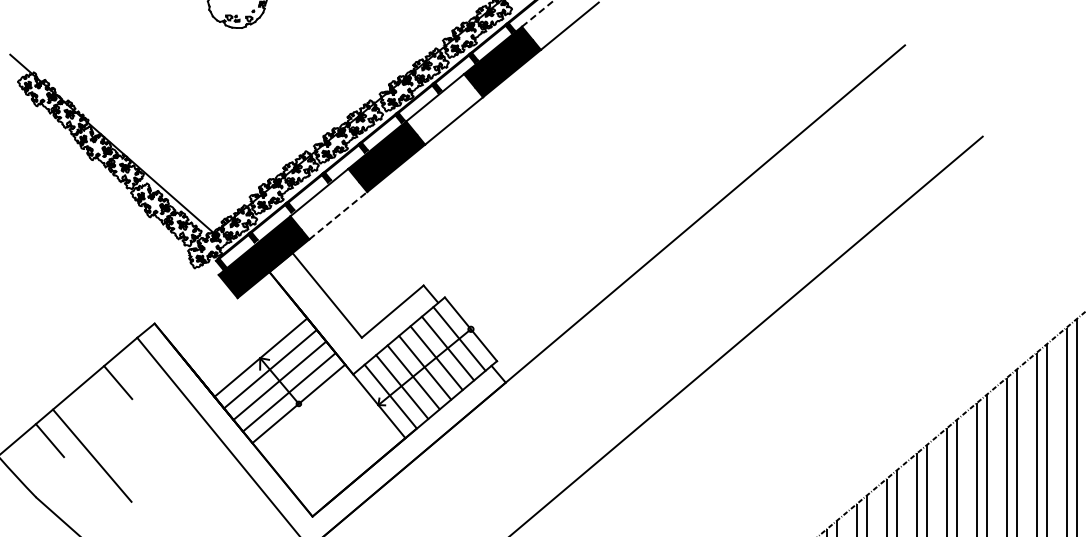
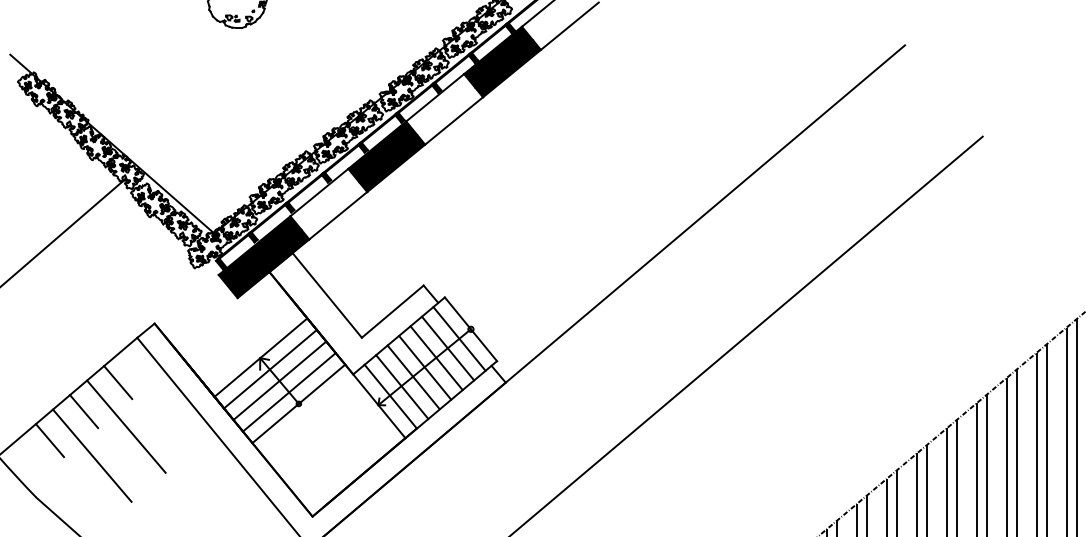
line: dashed -> solid (538, 13)
line: dashed -> solid (338, 215)
line: none -> present (63, 232)
line: none -> present (84, 411)
line: none -> present (126, 426)
